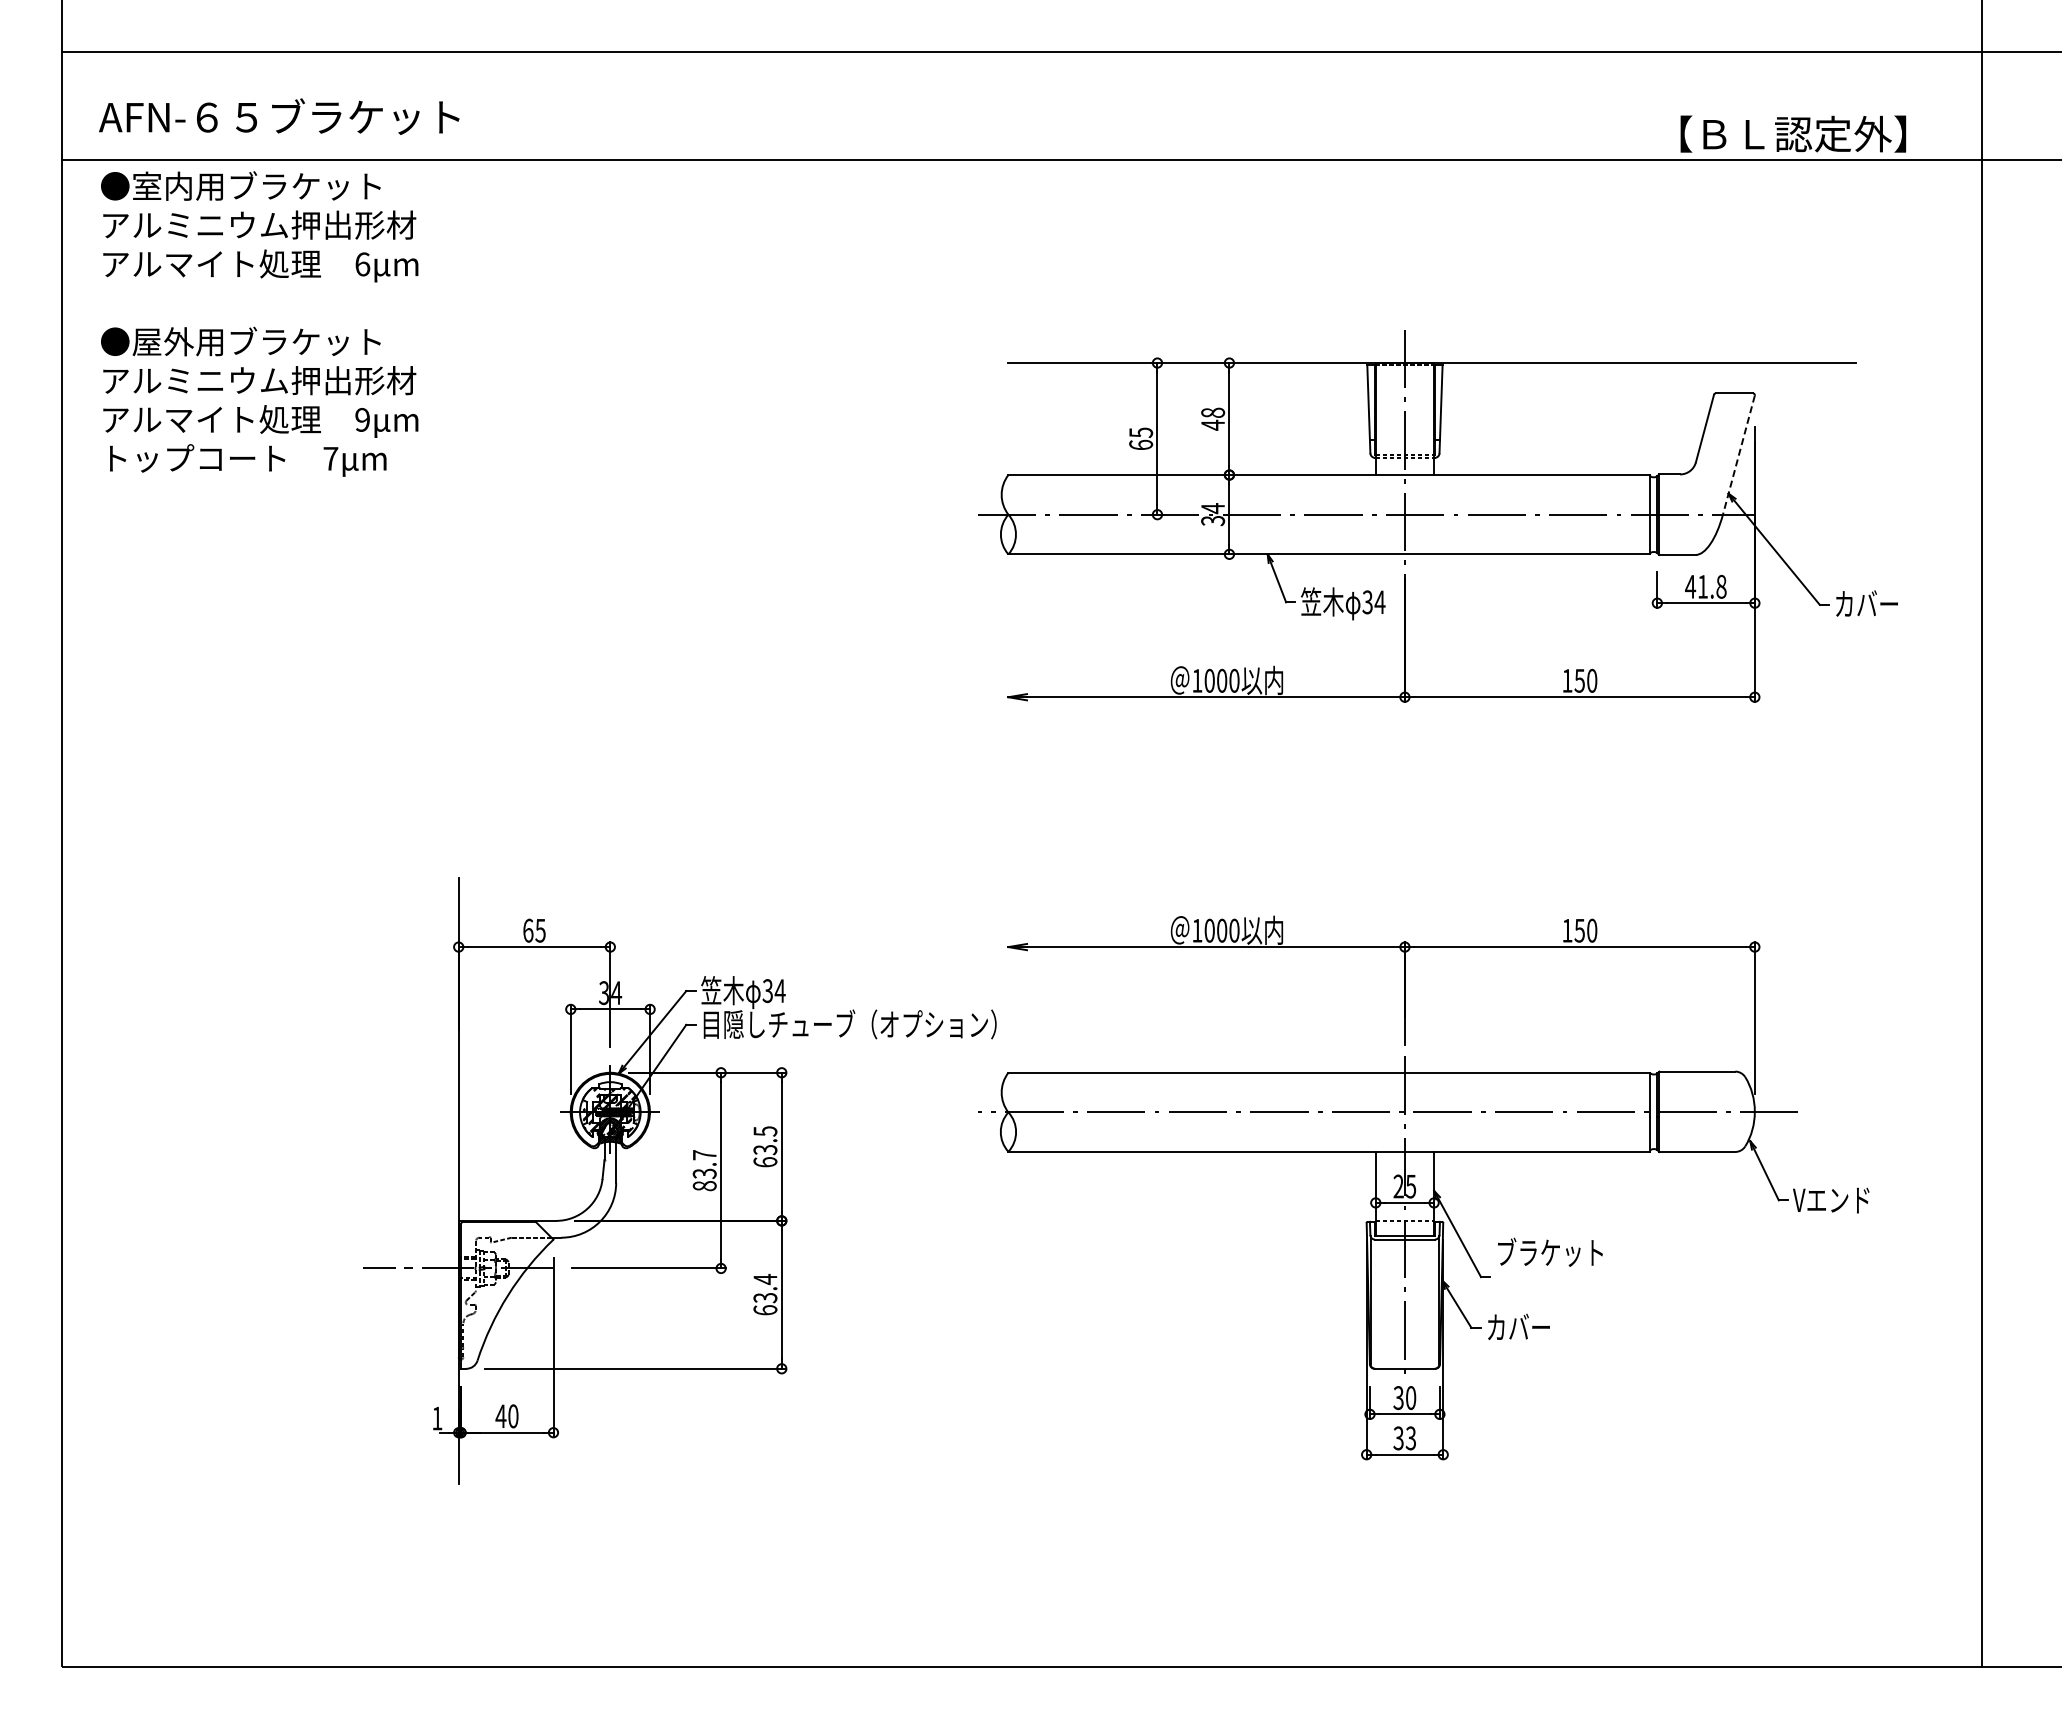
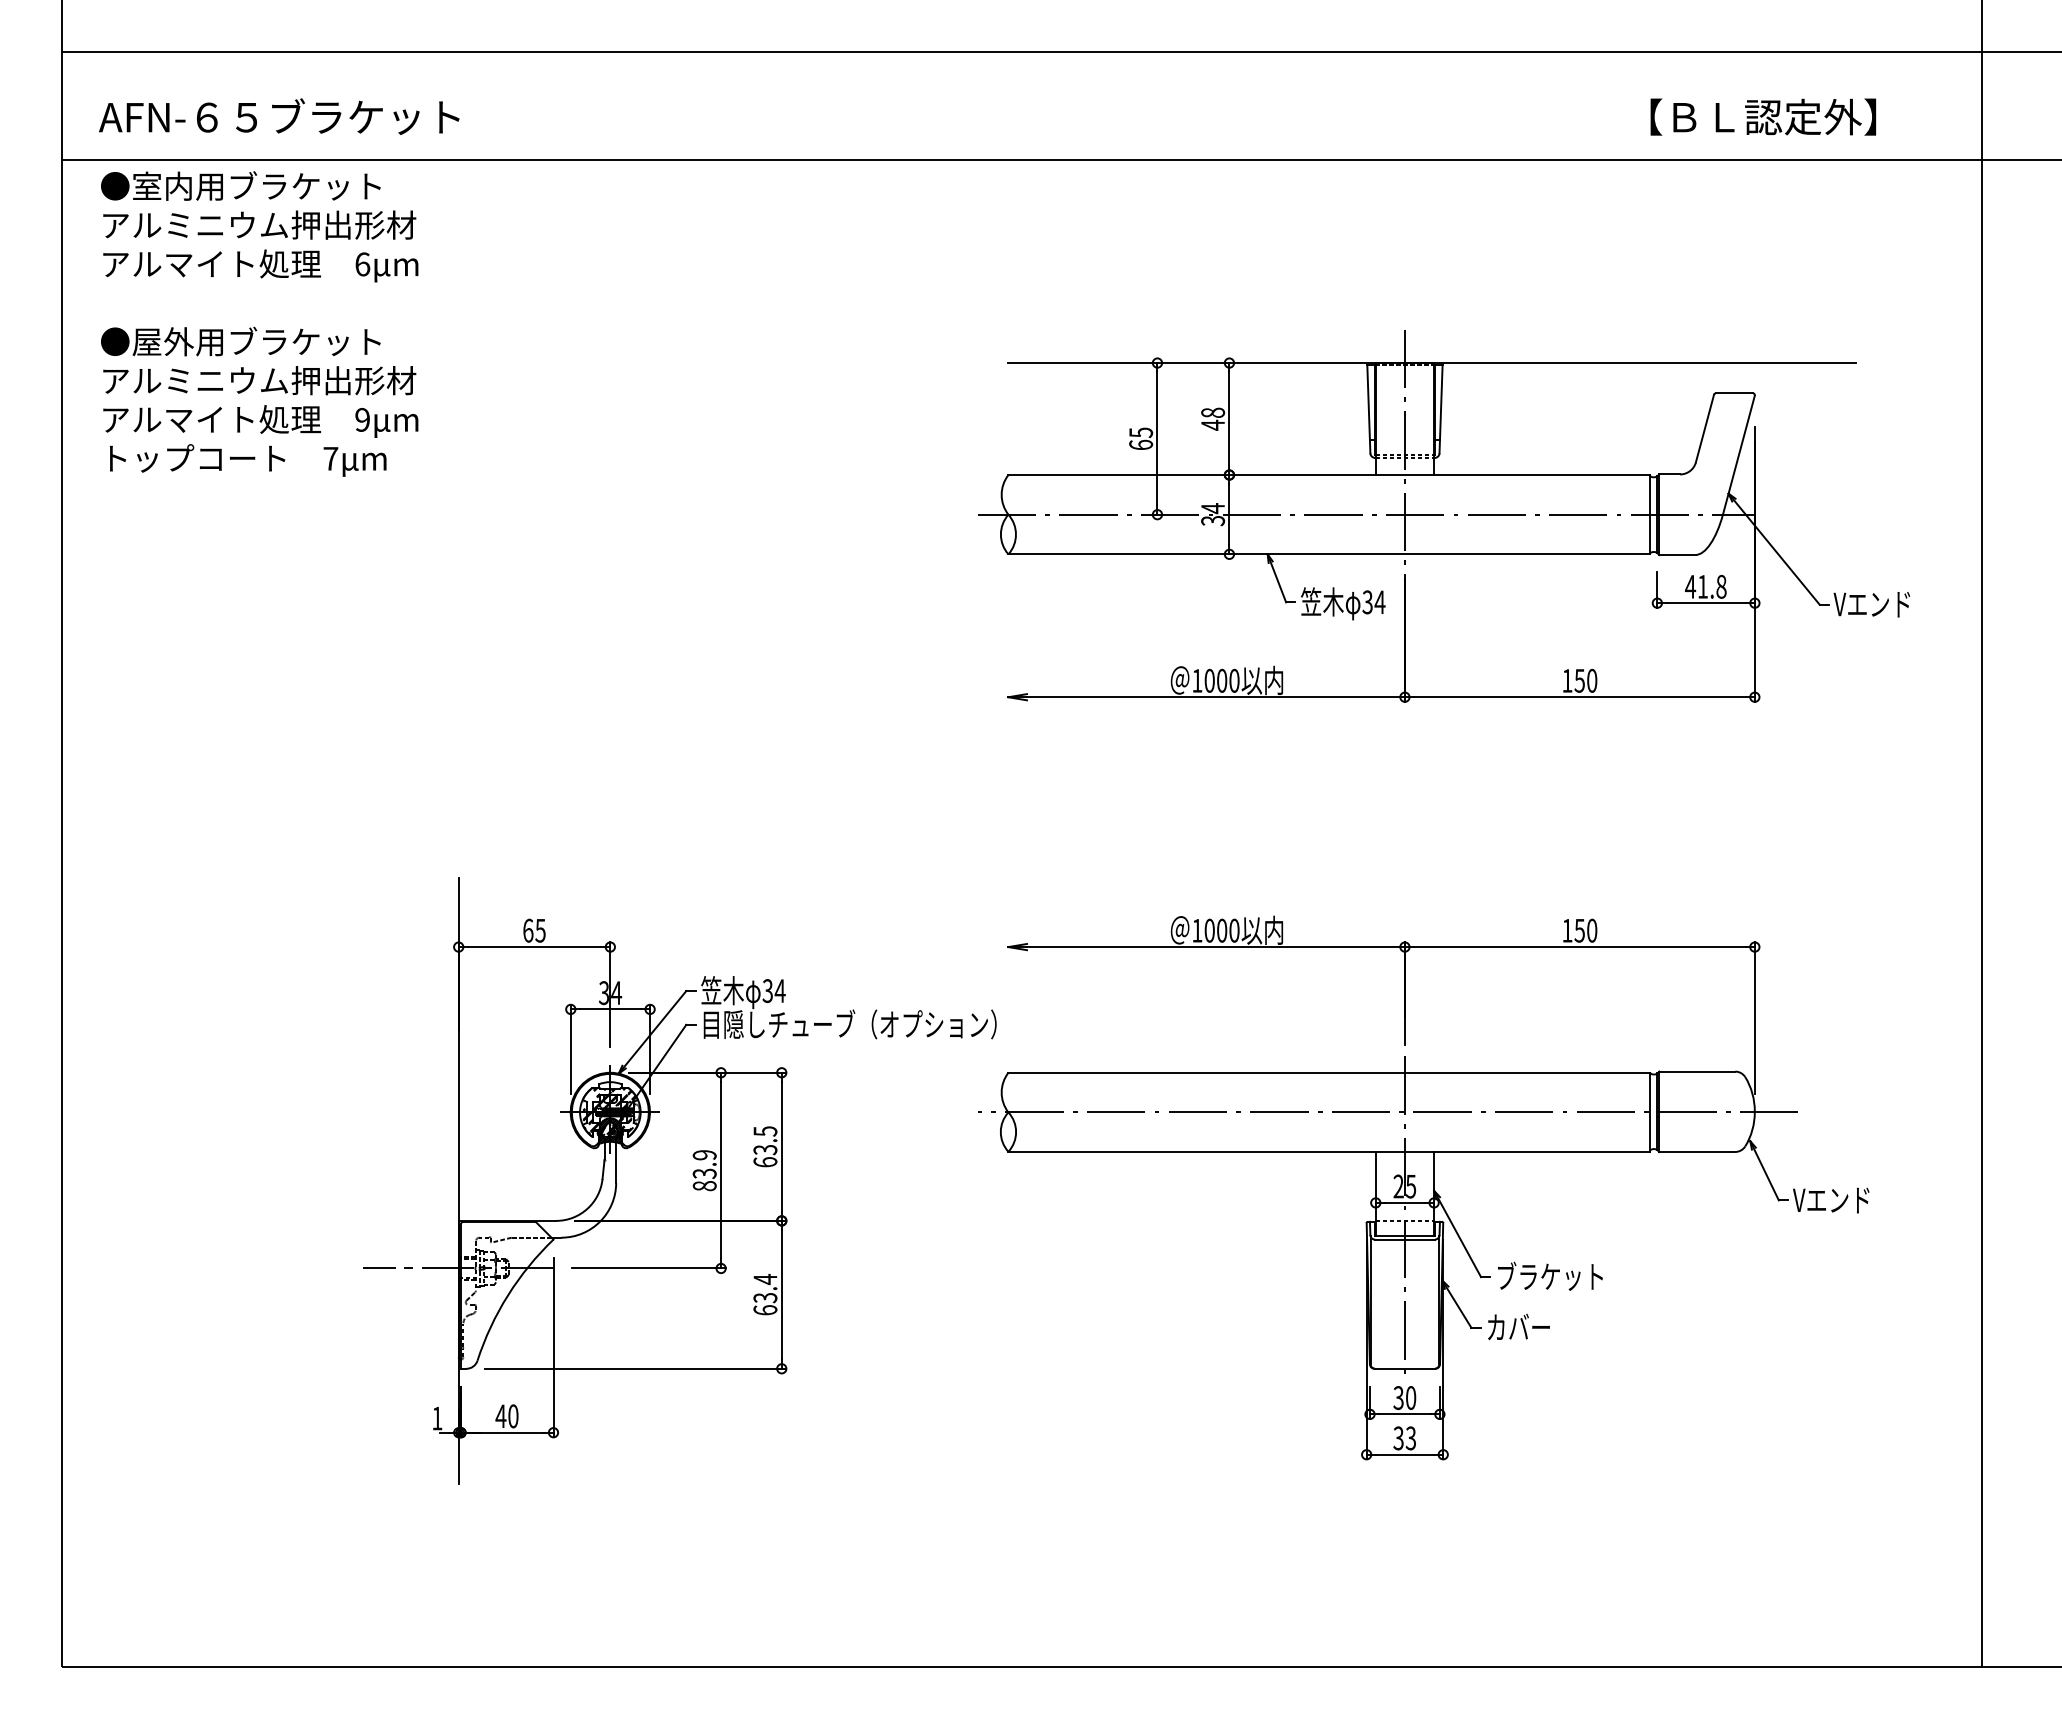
text position: (1793, 133) -> (1763, 116) (1763, 116)
line: dashed -> solid (1738, 455)
text: カバー -> Vエンド (1871, 603)
text: 83.7 -> 83.9 (704, 1155)
text position: (1550, 1251) -> (1550, 1275) (1550, 1275)
